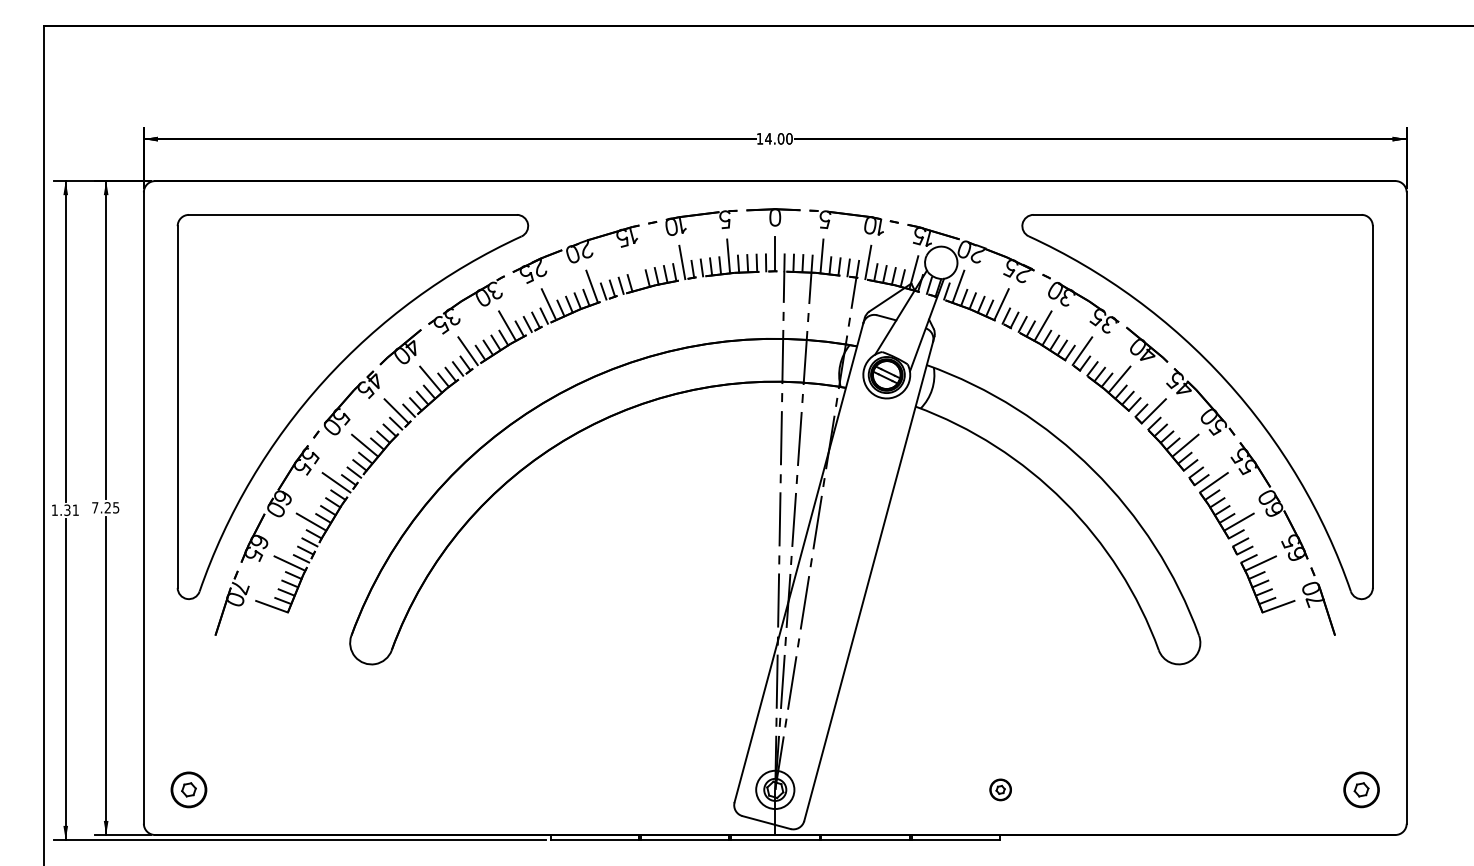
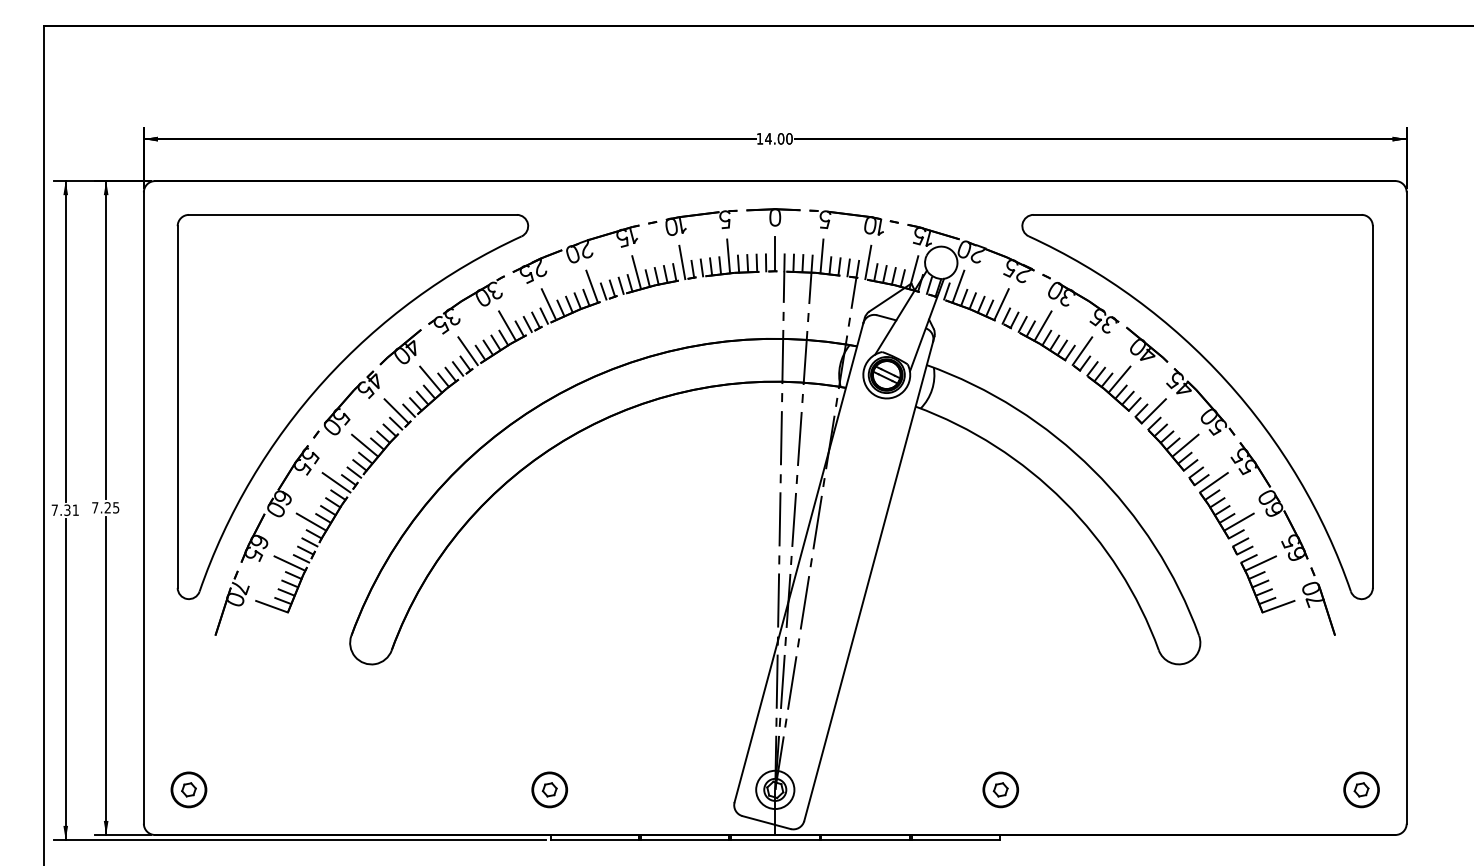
line: none -> present (636, 272)
text: 1.31 -> 7.31 (54, 509)
part: none -> present (549, 789)
part size: 23x24 px -> 37x38 px (1000, 789)
